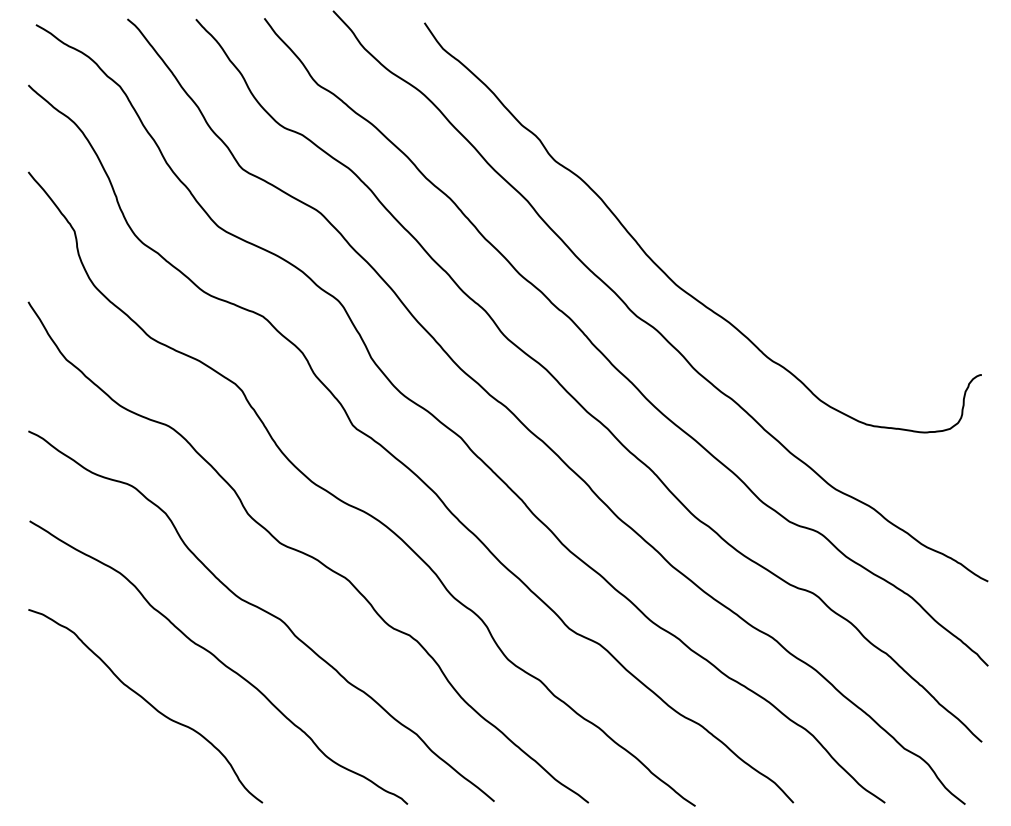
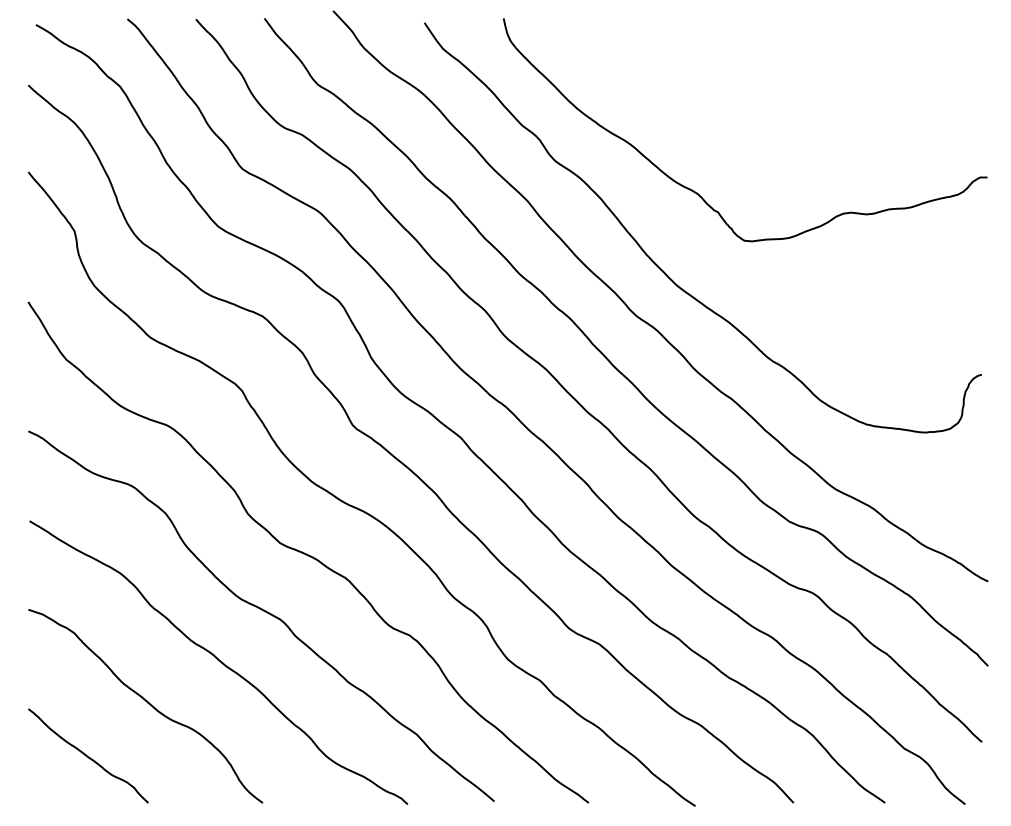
curve: none -> present (697, 192)
curve: none -> present (87, 755)
